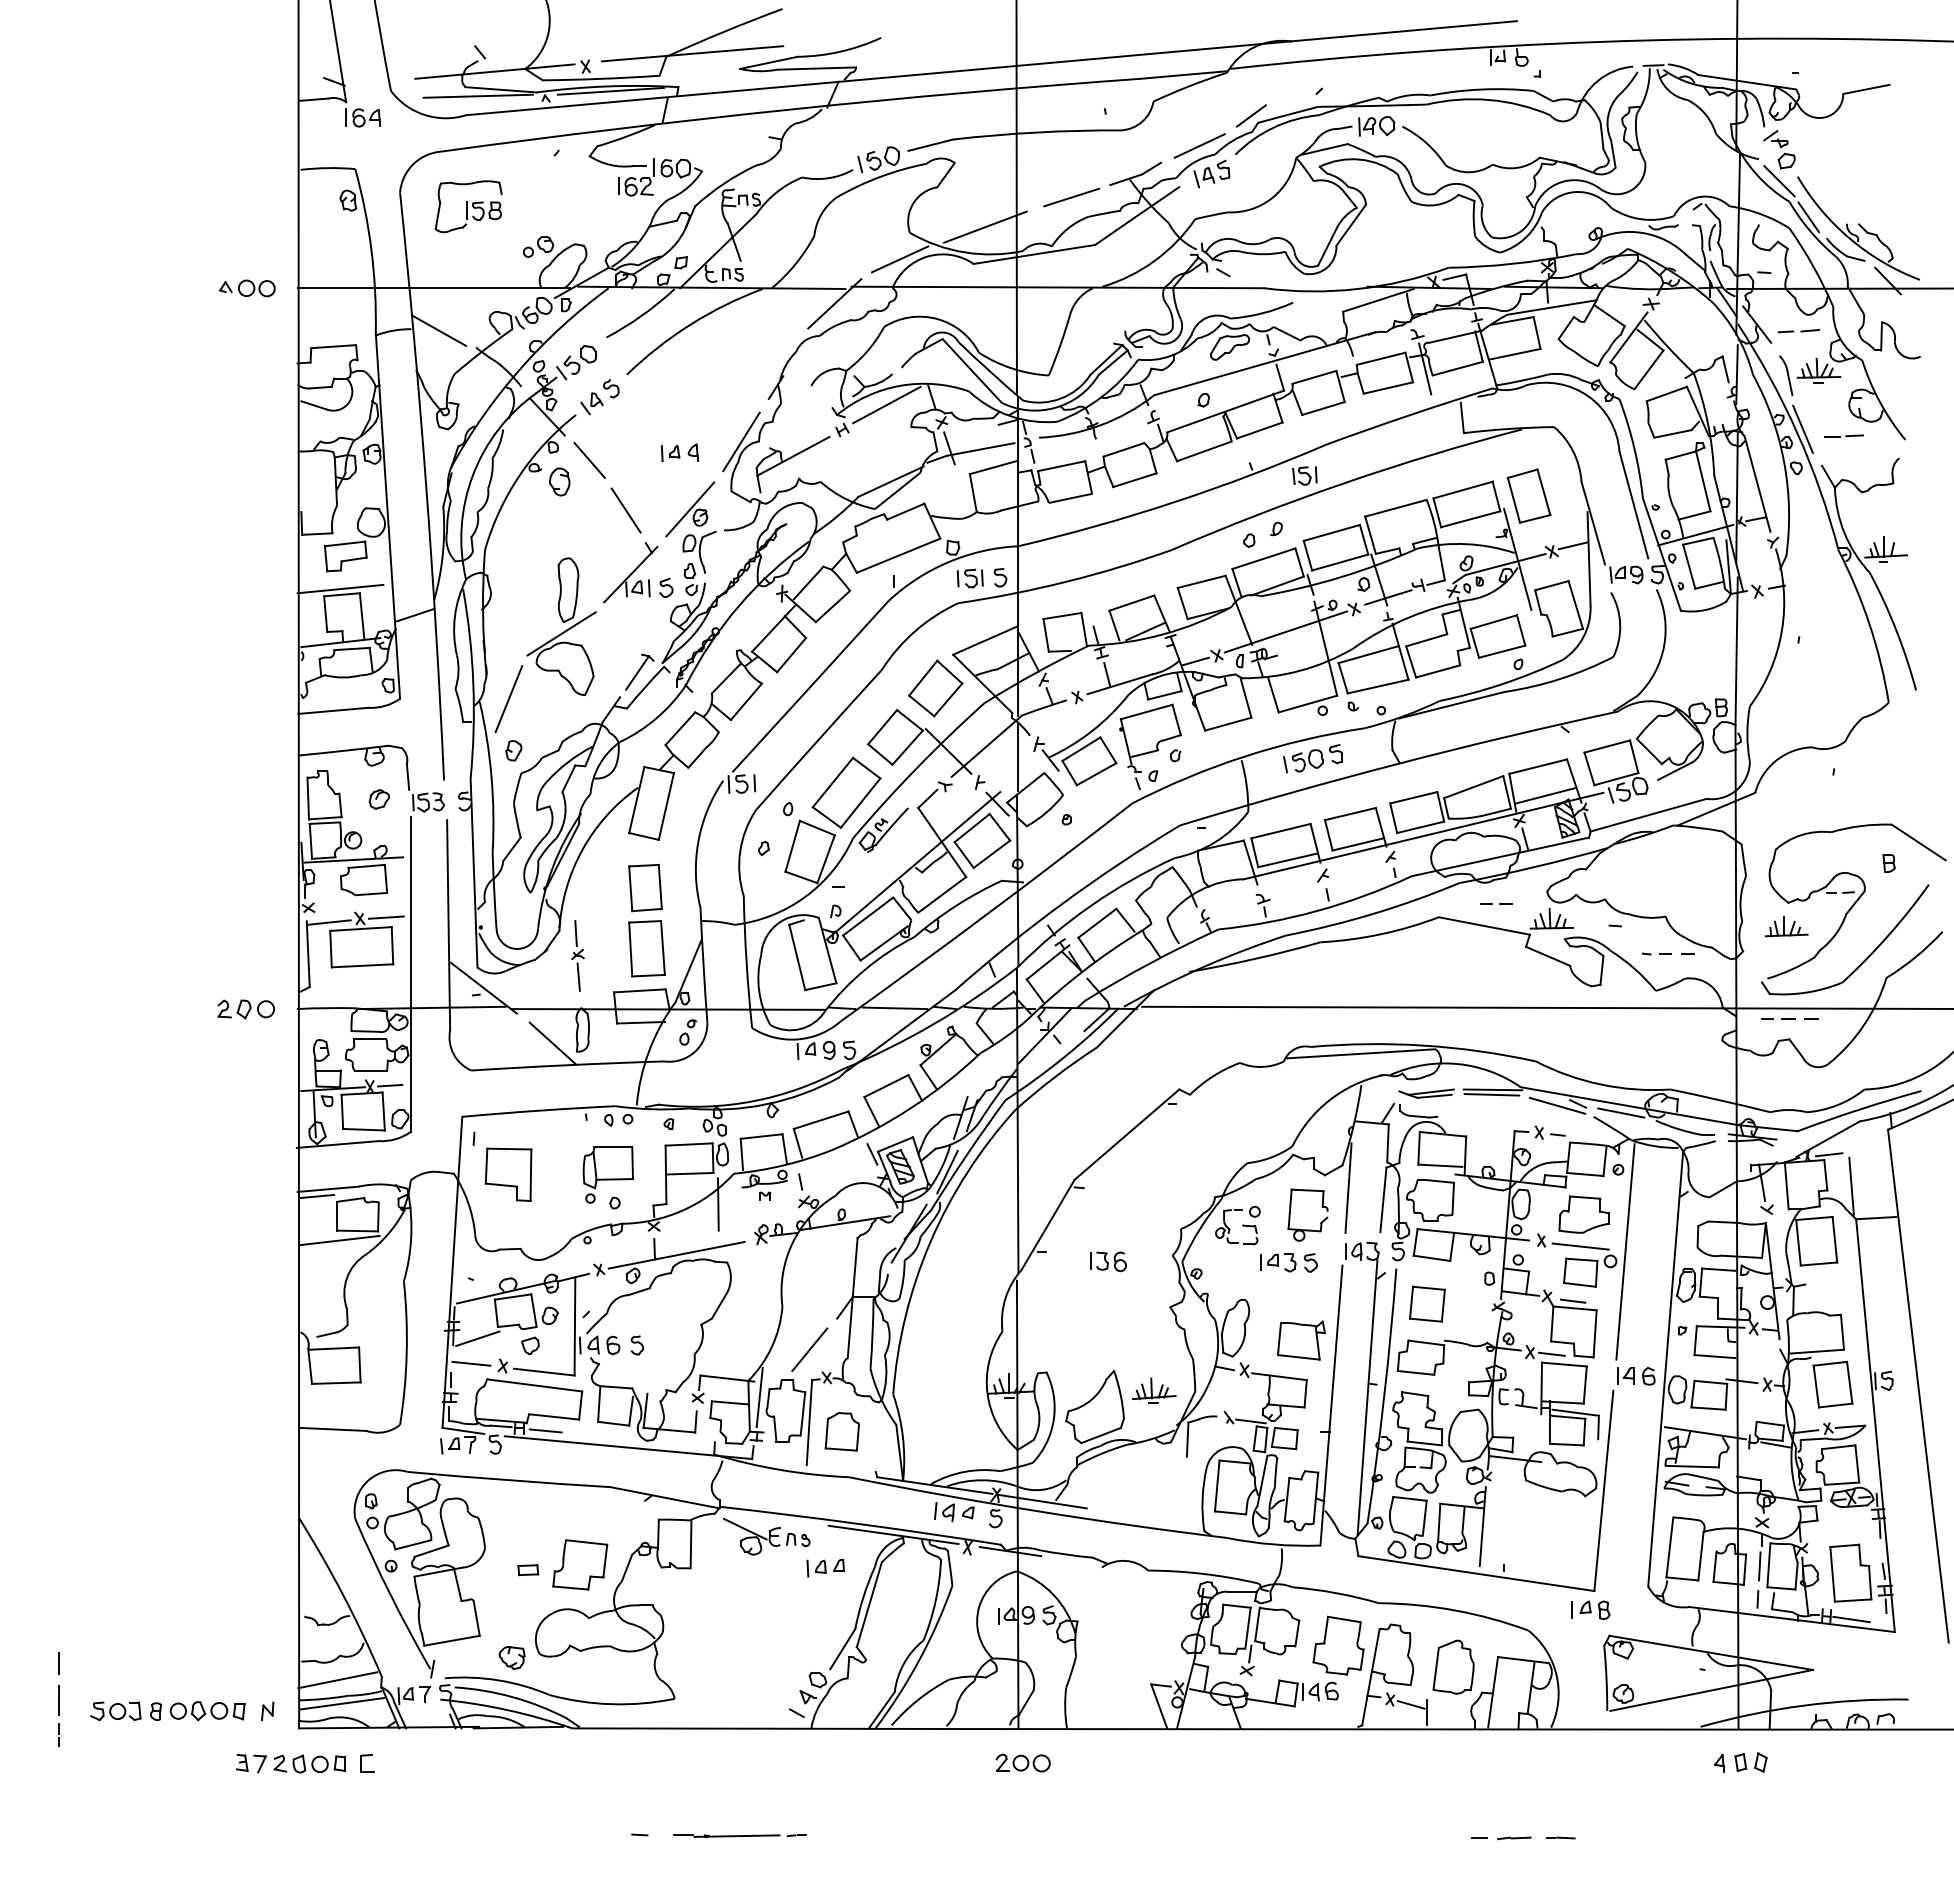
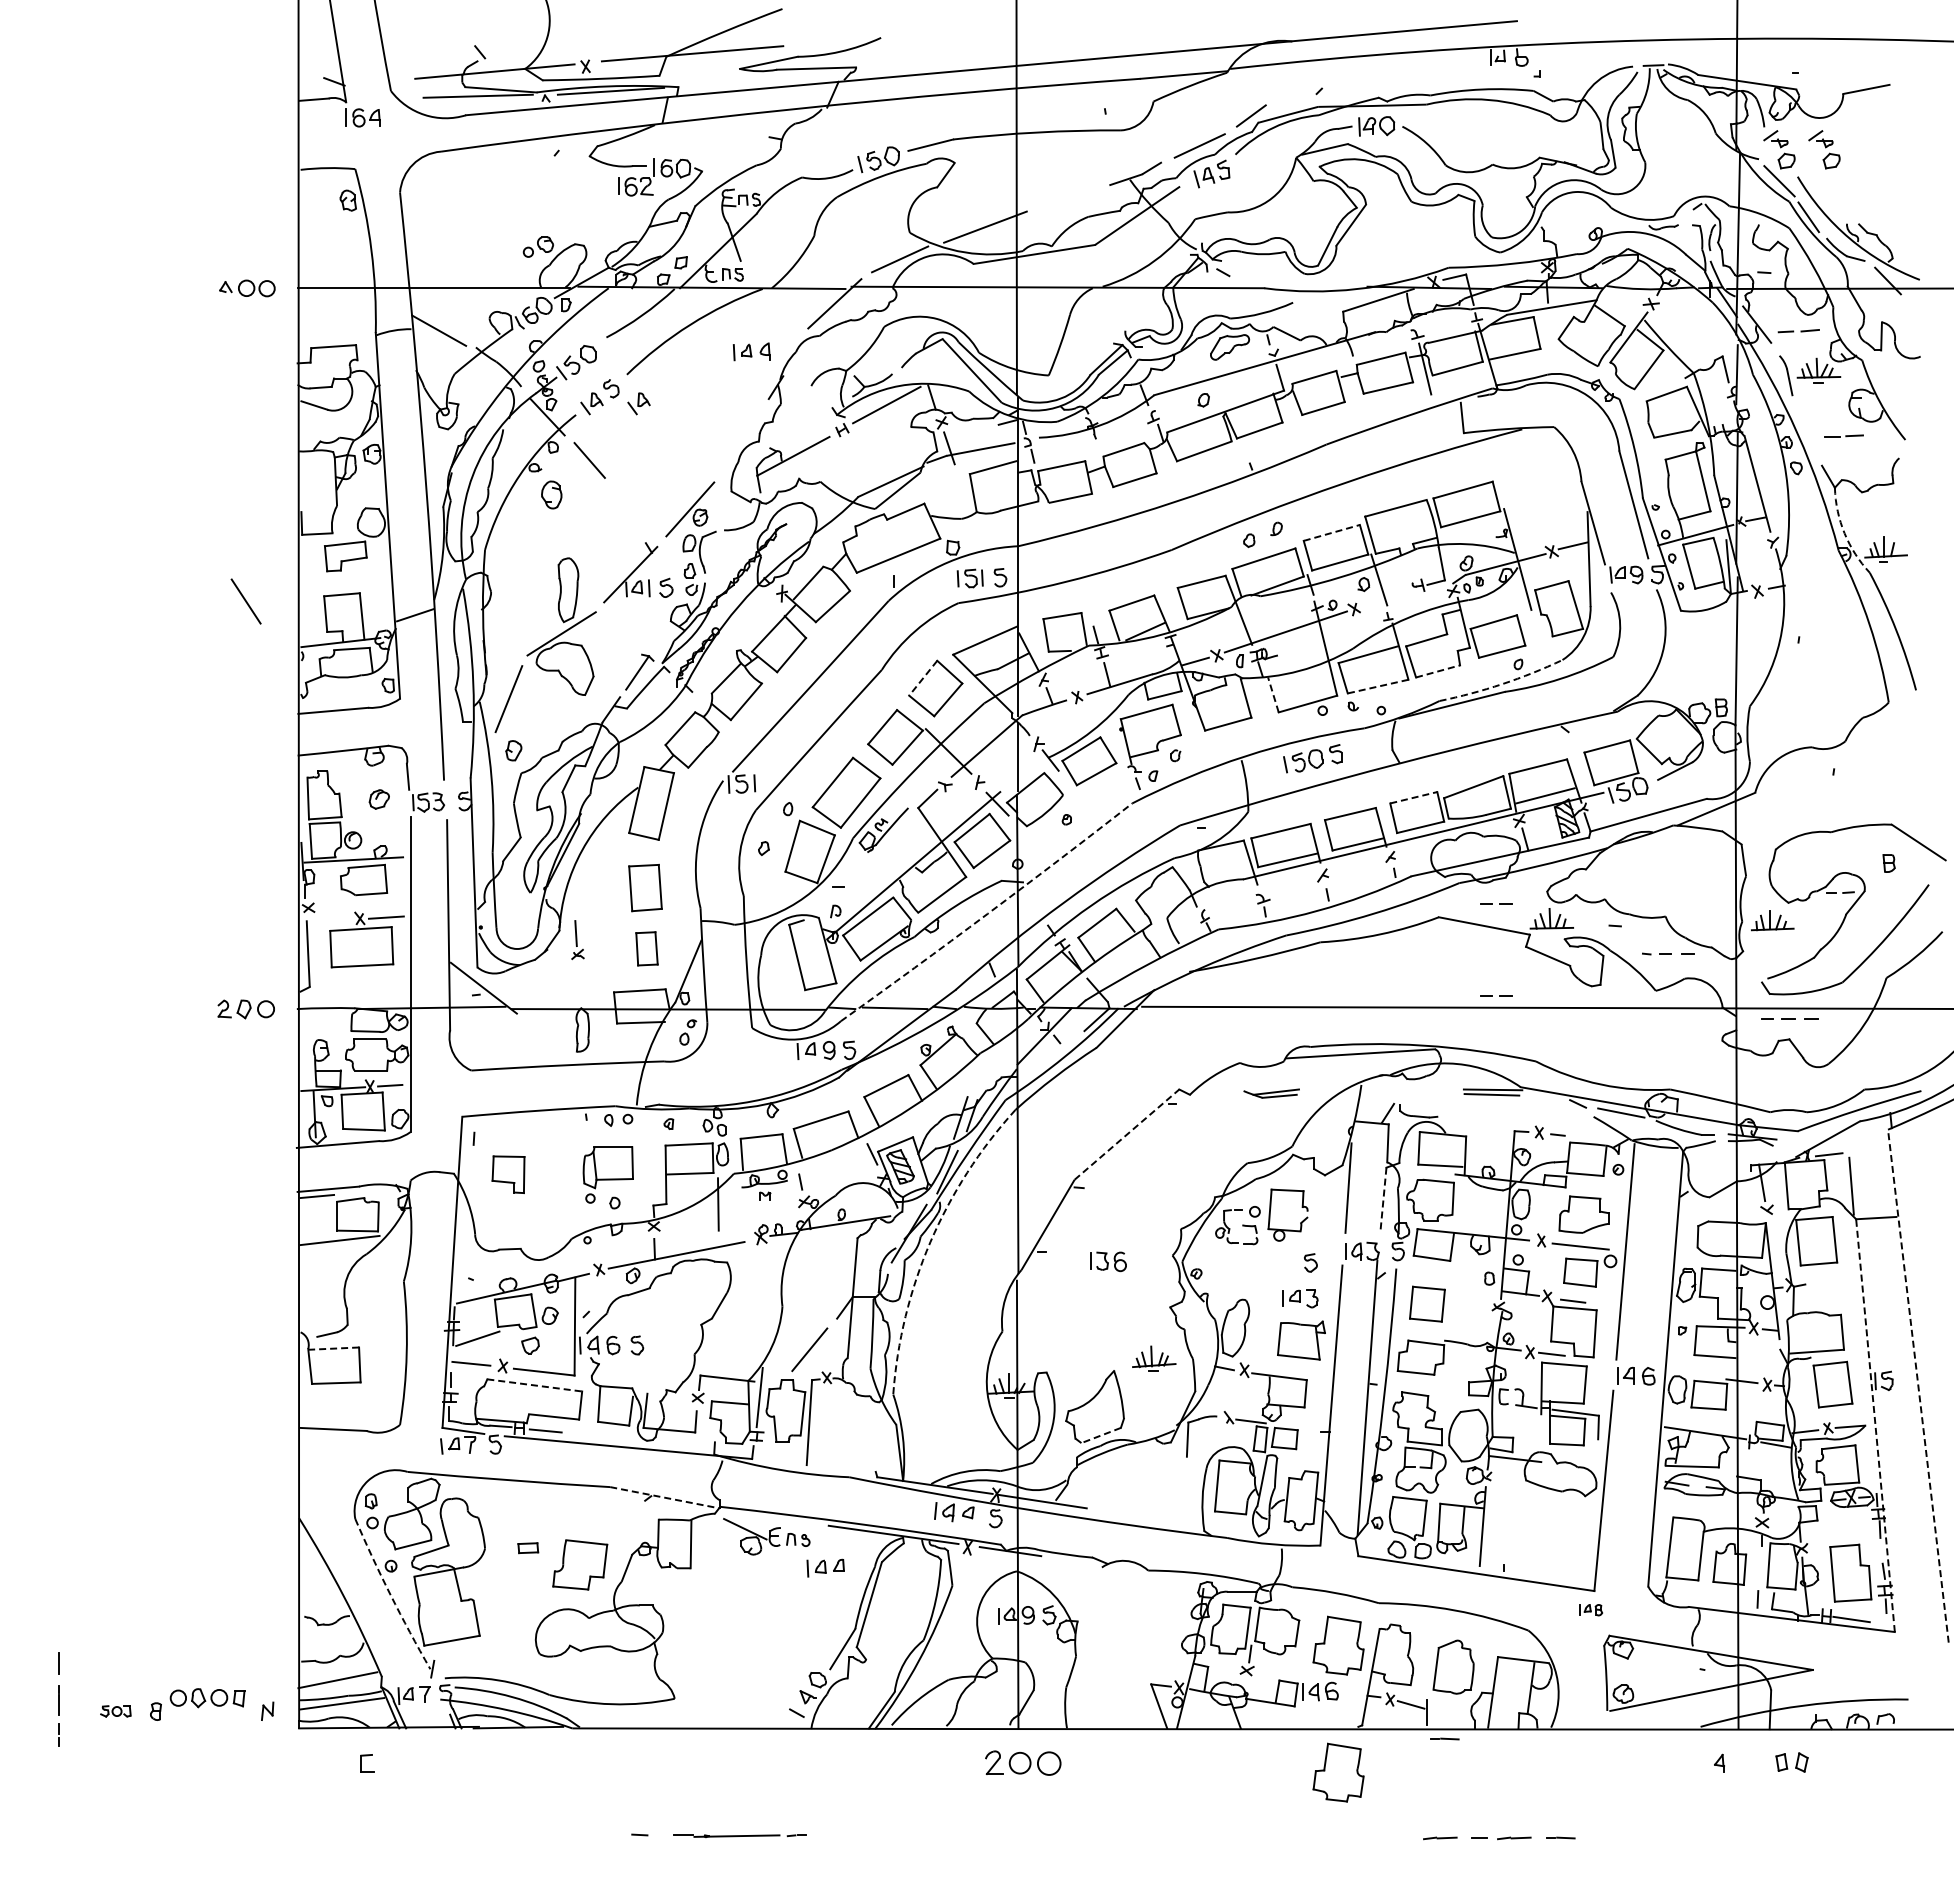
part: none -> present (1824, 149)
line: present -> none (1071, 197)
part: present -> none (468, 206)
part: none -> present (638, 403)
line: present -> none (1802, 428)
line: present -> none (741, 441)
part position: (679, 452) -> (751, 351) (751, 351)
part: present -> none (1304, 475)
part position: (559, 481) -> (551, 494) (551, 494)
part: present -> none (1528, 495)
line position: (625, 510) -> (245, 601) (245, 601)
line: solid -> dashed (1332, 532)
arc: solid -> dashed (1844, 533)
line: present -> none (340, 588)
line: present -> none (1388, 597)
line: solid -> dashed (1438, 671)
line: solid -> dashed (922, 678)
arc: solid -> dashed (1502, 684)
line: solid -> dashed (1377, 686)
line: solid -> dashed (1273, 694)
line: solid -> dashed (1414, 797)
arc: solid -> dashed (987, 913)
line: present -> none (328, 922)
part position: (1786, 926) -> (1772, 920) (1772, 920)
part size: 38x58 px -> 24x36 px (646, 948)
line: present -> none (578, 976)
line: none -> present (1499, 995)
line: present -> none (552, 1043)
part position: (1426, 1093) -> (1271, 1093) (1271, 1093)
line: present -> none (1557, 1105)
line: solid -> dashed (1127, 1134)
part size: 49x55 px -> 35x39 px (508, 1174)
line: solid -> dashed (1383, 1200)
part position: (1307, 1229) -> (1287, 1229) (1287, 1229)
arc: solid -> dashed (930, 1242)
part position: (1278, 1262) -> (1300, 1298) (1300, 1298)
line: solid -> dashed (333, 1348)
line: solid -> dashed (534, 1385)
line: solid -> dashed (1918, 1385)
part position: (1154, 1390) -> (1154, 1358) (1154, 1358)
line: solid -> dashed (1875, 1425)
part: present -> none (841, 1431)
line: solid -> dashed (1100, 1435)
line: solid -> dashed (664, 1497)
line: present -> none (1759, 1566)
part position: (528, 1570) -> (528, 1548) (528, 1548)
arc: solid -> dashed (390, 1595)
part size: 40x20 px -> 24x13 px (1590, 1610)
part: present -> none (511, 1658)
part size: 52x21 px -> 32x13 px (115, 1711)
part position: (207, 1711) -> (207, 1698) (207, 1698)
line: none -> present (1444, 1738)
part size: 56x20 px -> 77x26 px (1023, 1762)
part position: (1750, 1762) -> (1791, 1762) (1791, 1762)
part: present -> none (290, 1763)
part: none -> present (1338, 1772)
part: none -> present (1440, 1838)
